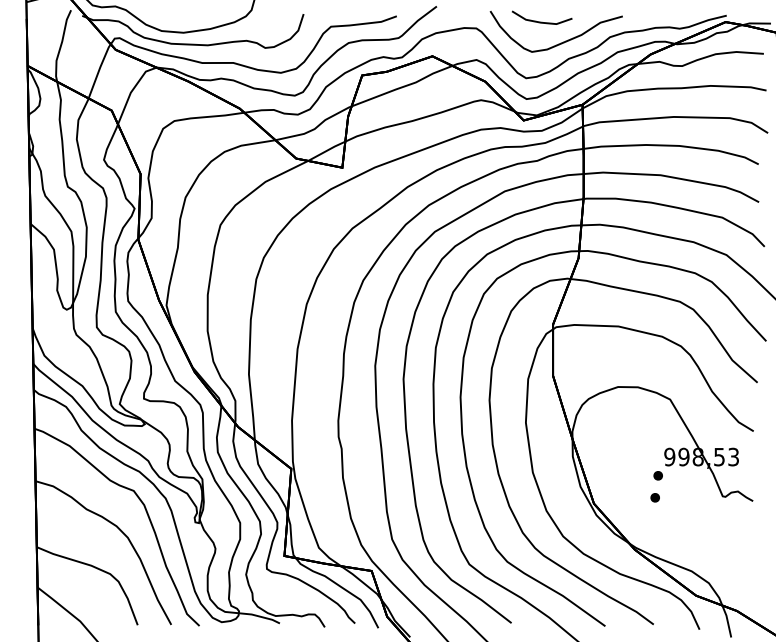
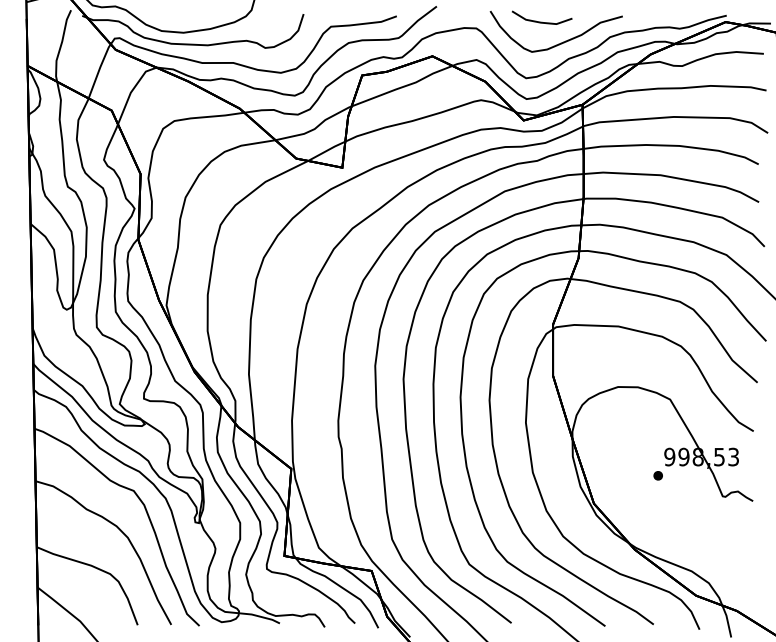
part: present -> none (654, 497)
